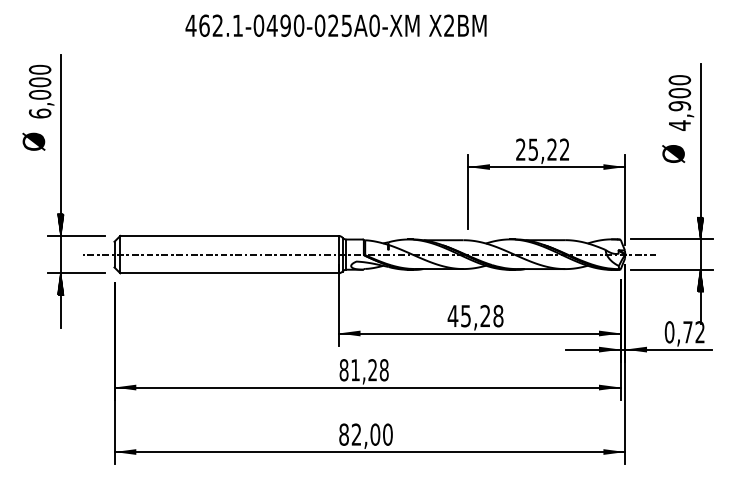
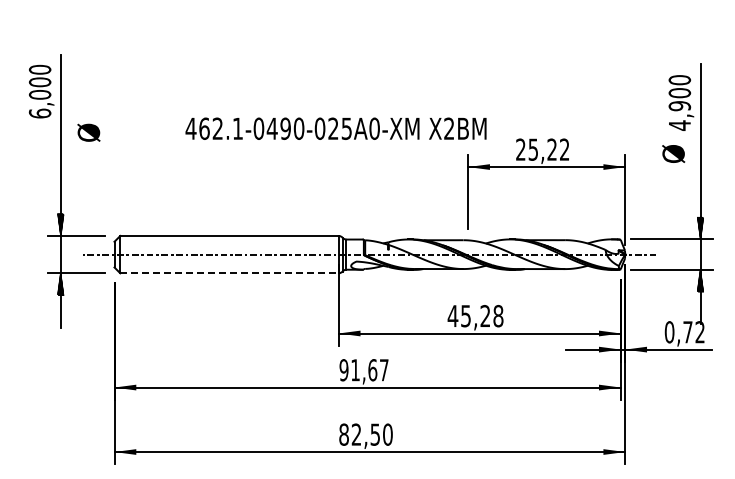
text position: (335, 25) -> (335, 128) (335, 128)
text position: (33, 141) -> (88, 132) (88, 132)
line: solid -> dashed (230, 273)
text: 81,28 -> 91,67 (363, 370)
text: 82,00 -> 82,50 (375, 434)
